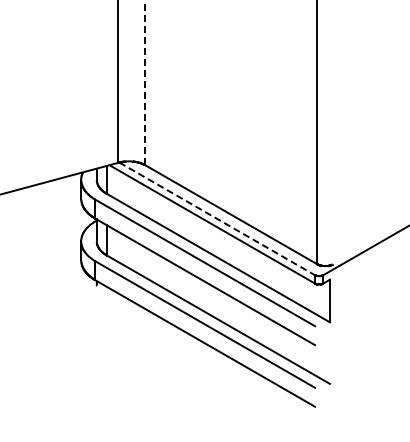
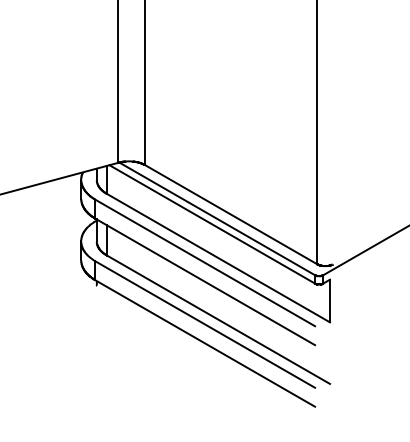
line: dashed -> solid (145, 82)
line: dashed -> solid (217, 218)
